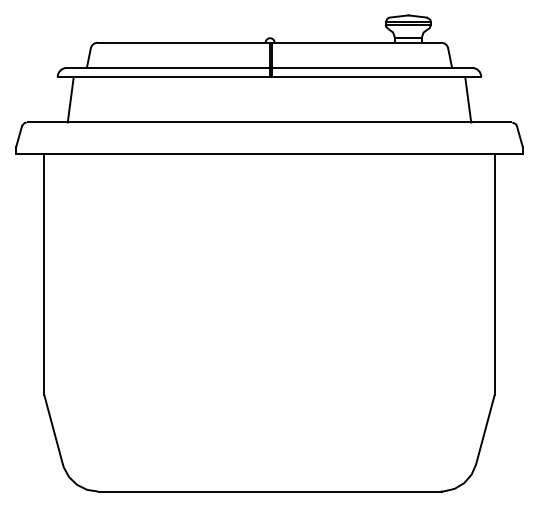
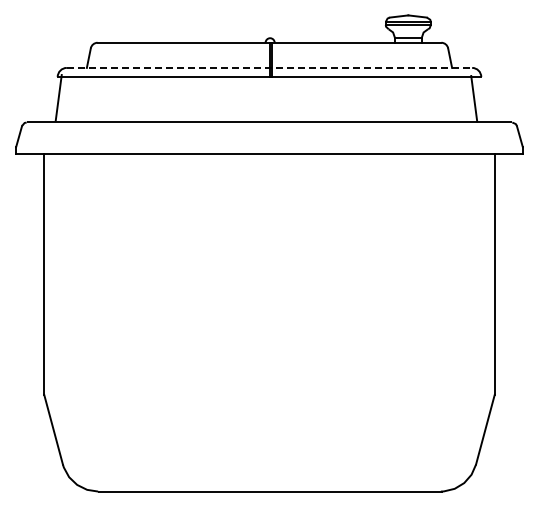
line: solid -> dashed (269, 67)
line position: (70, 99) -> (58, 97) (58, 97)
line position: (468, 99) -> (474, 98) (474, 98)
